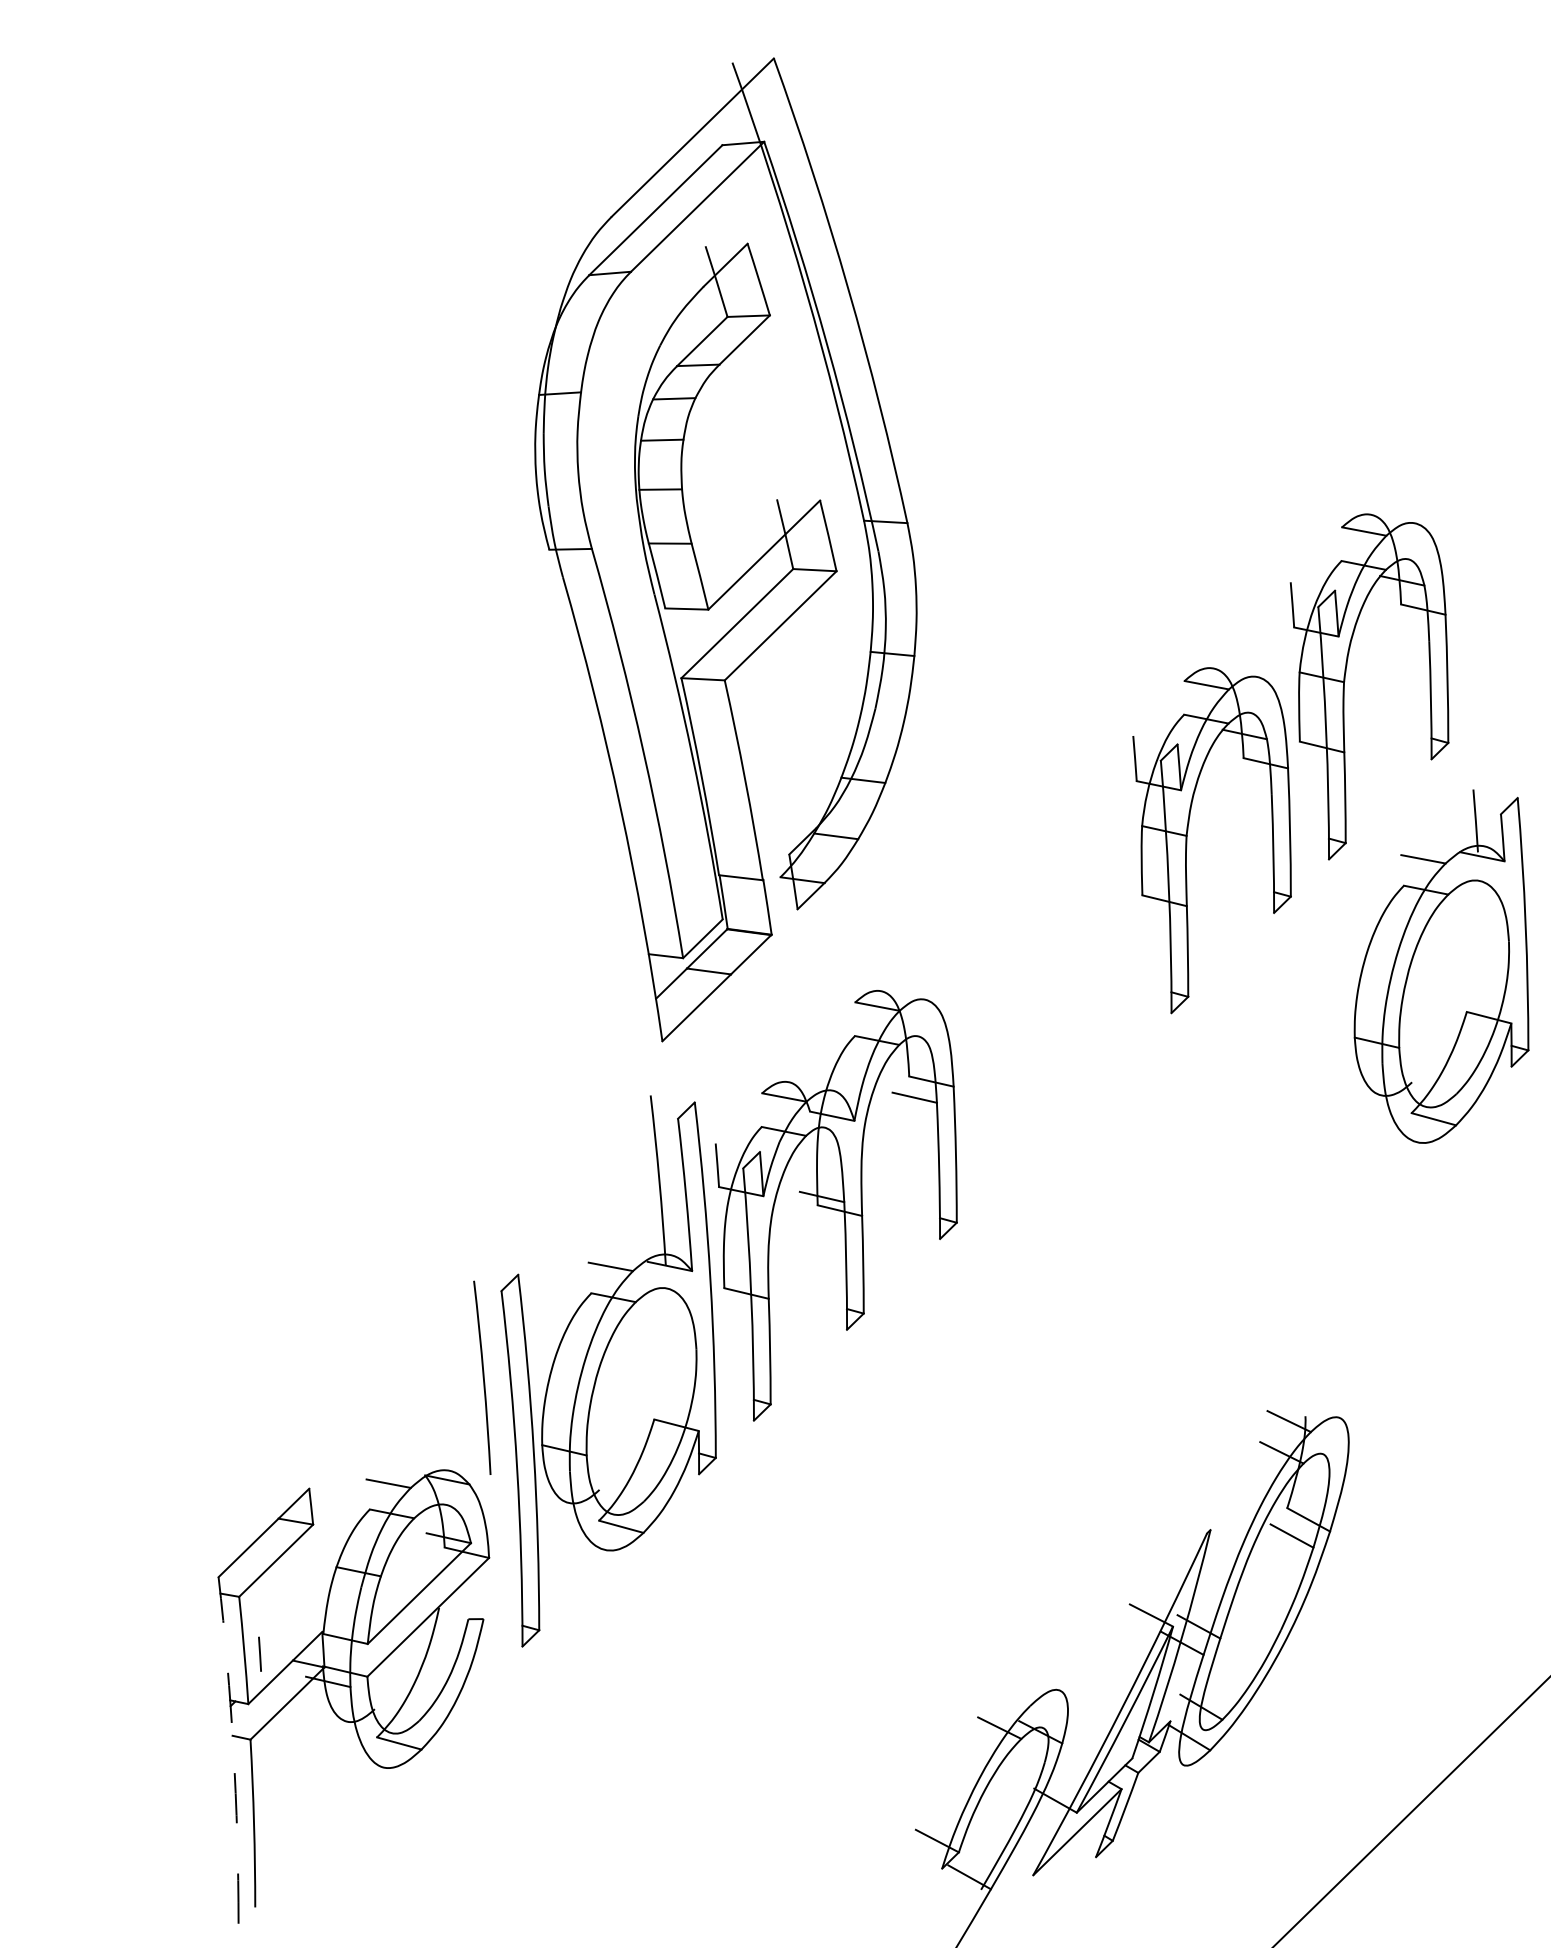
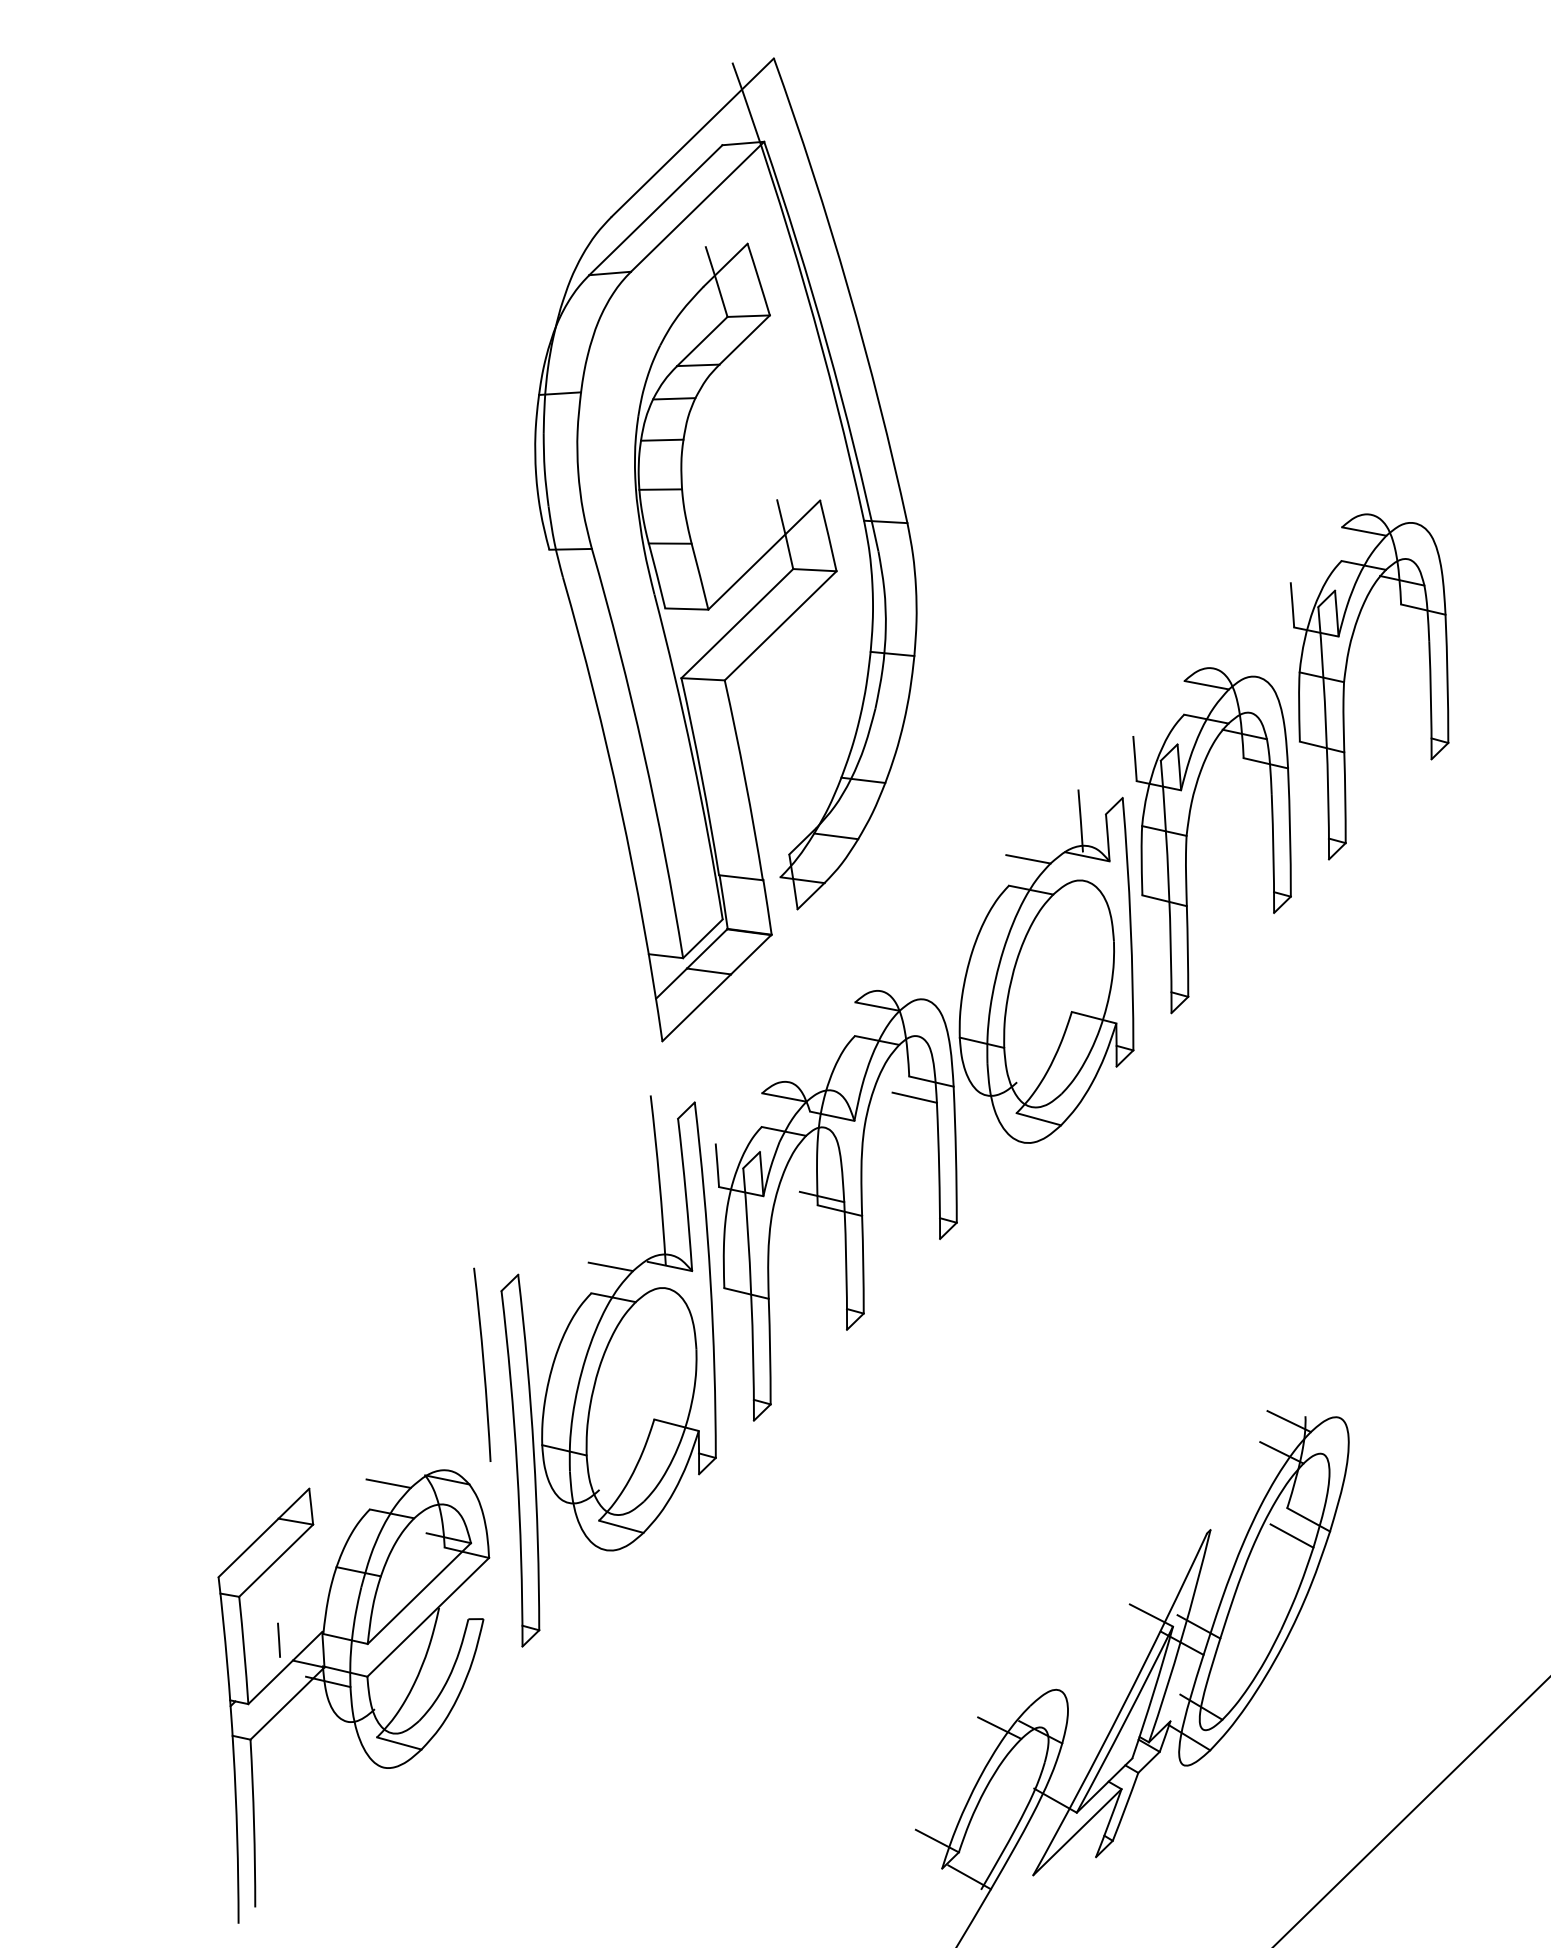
part position: (1441, 966) -> (1046, 966) (1046, 966)
arc position: (482, 1377) -> (482, 1364) (482, 1364)
line position: (259, 1653) -> (278, 1639) (278, 1639)
arc: dashed -> solid (233, 1750)
